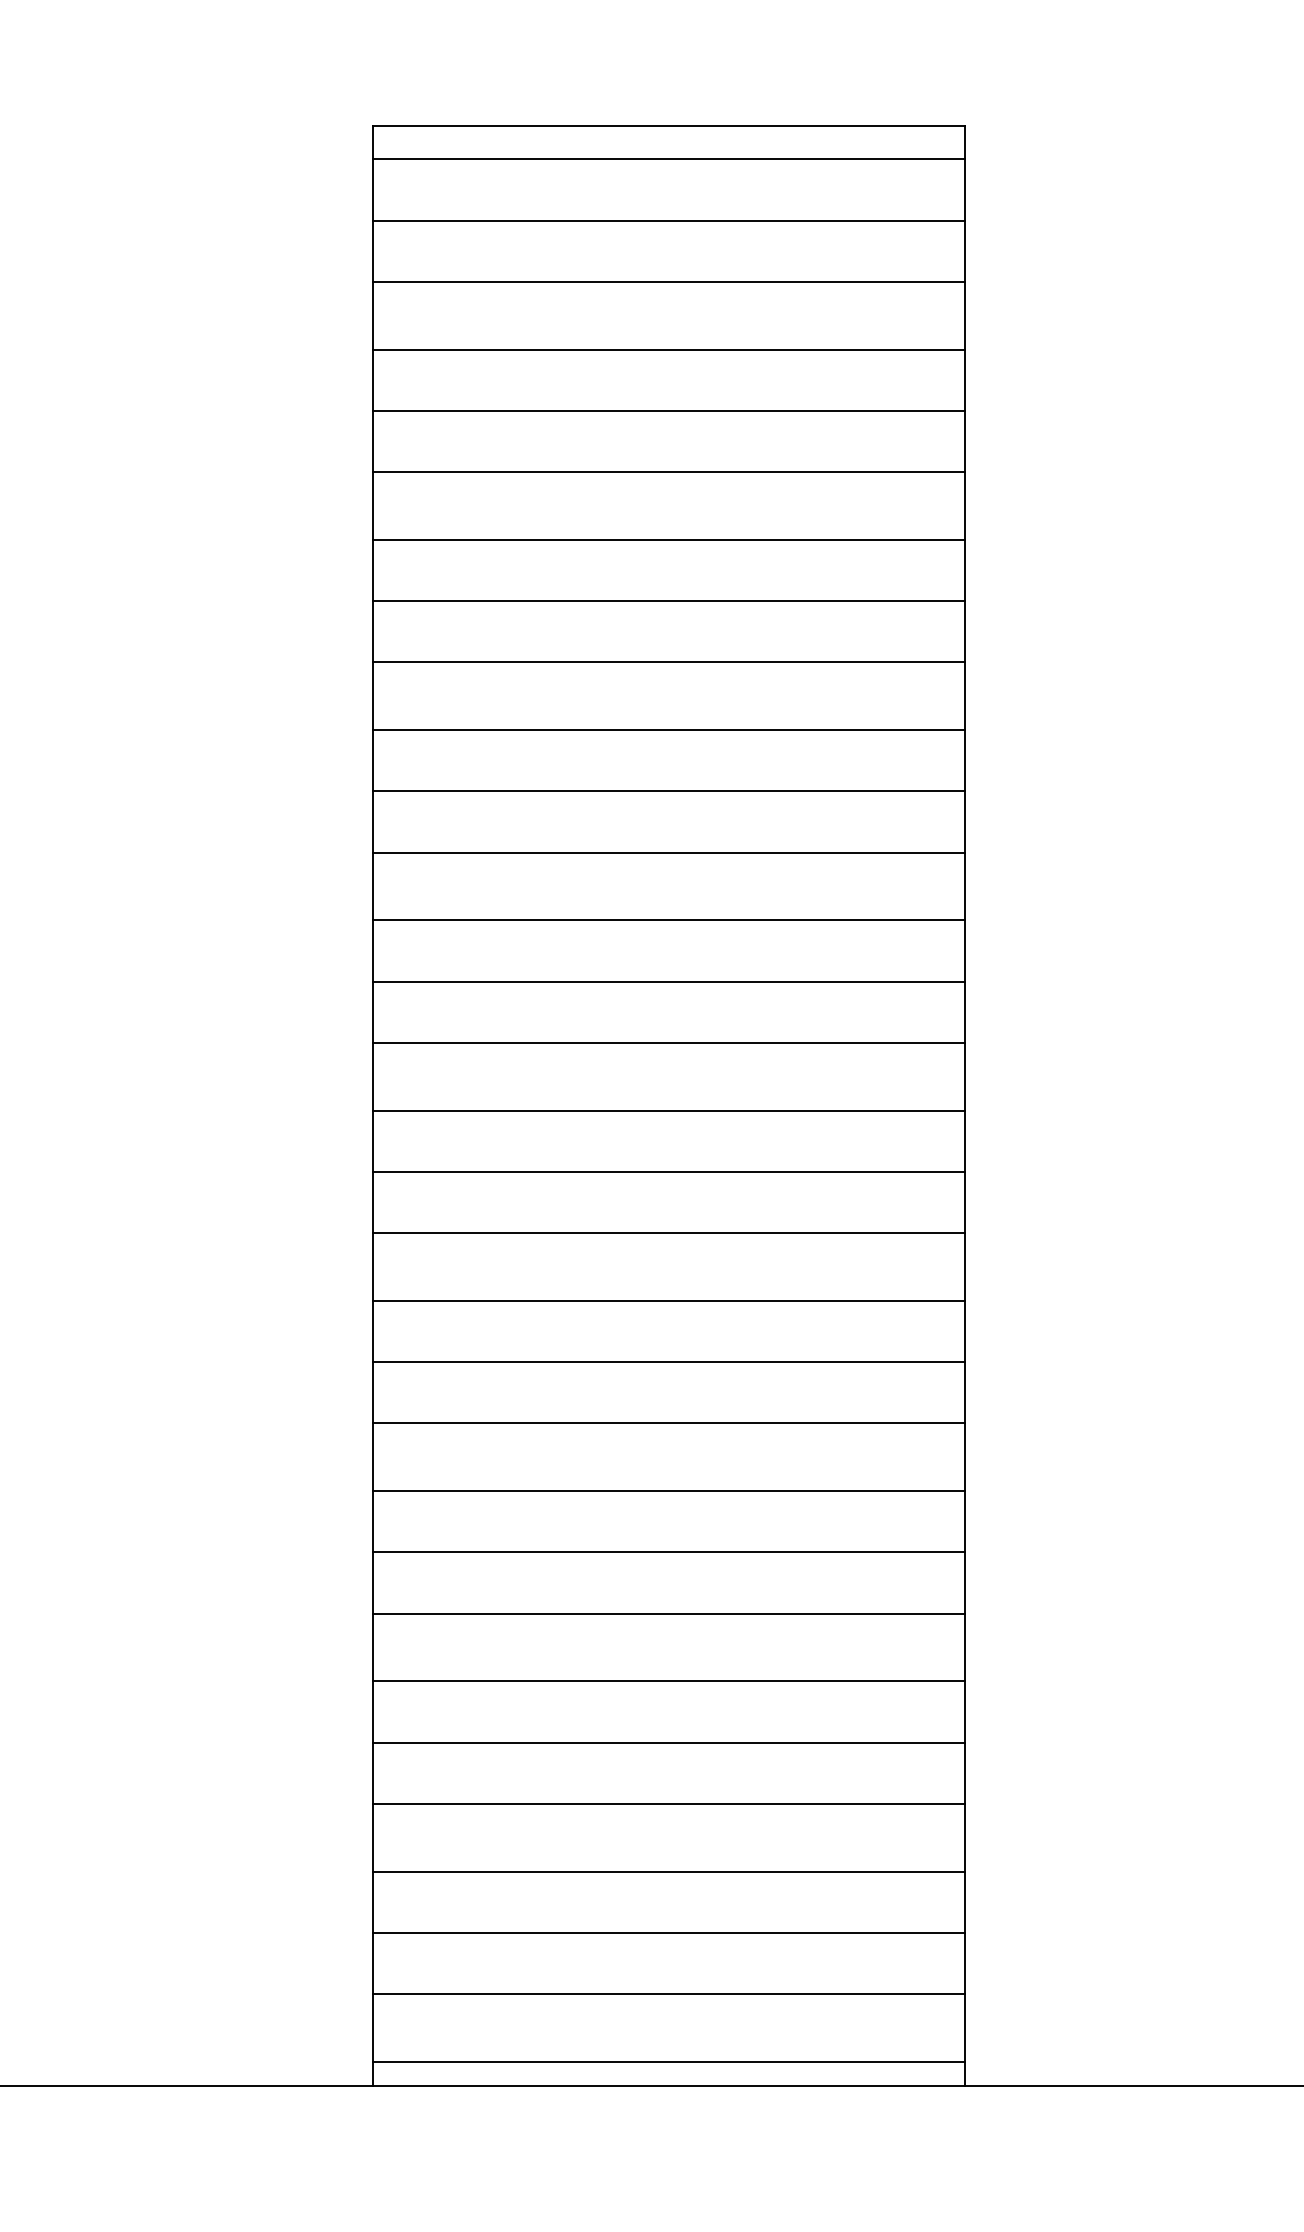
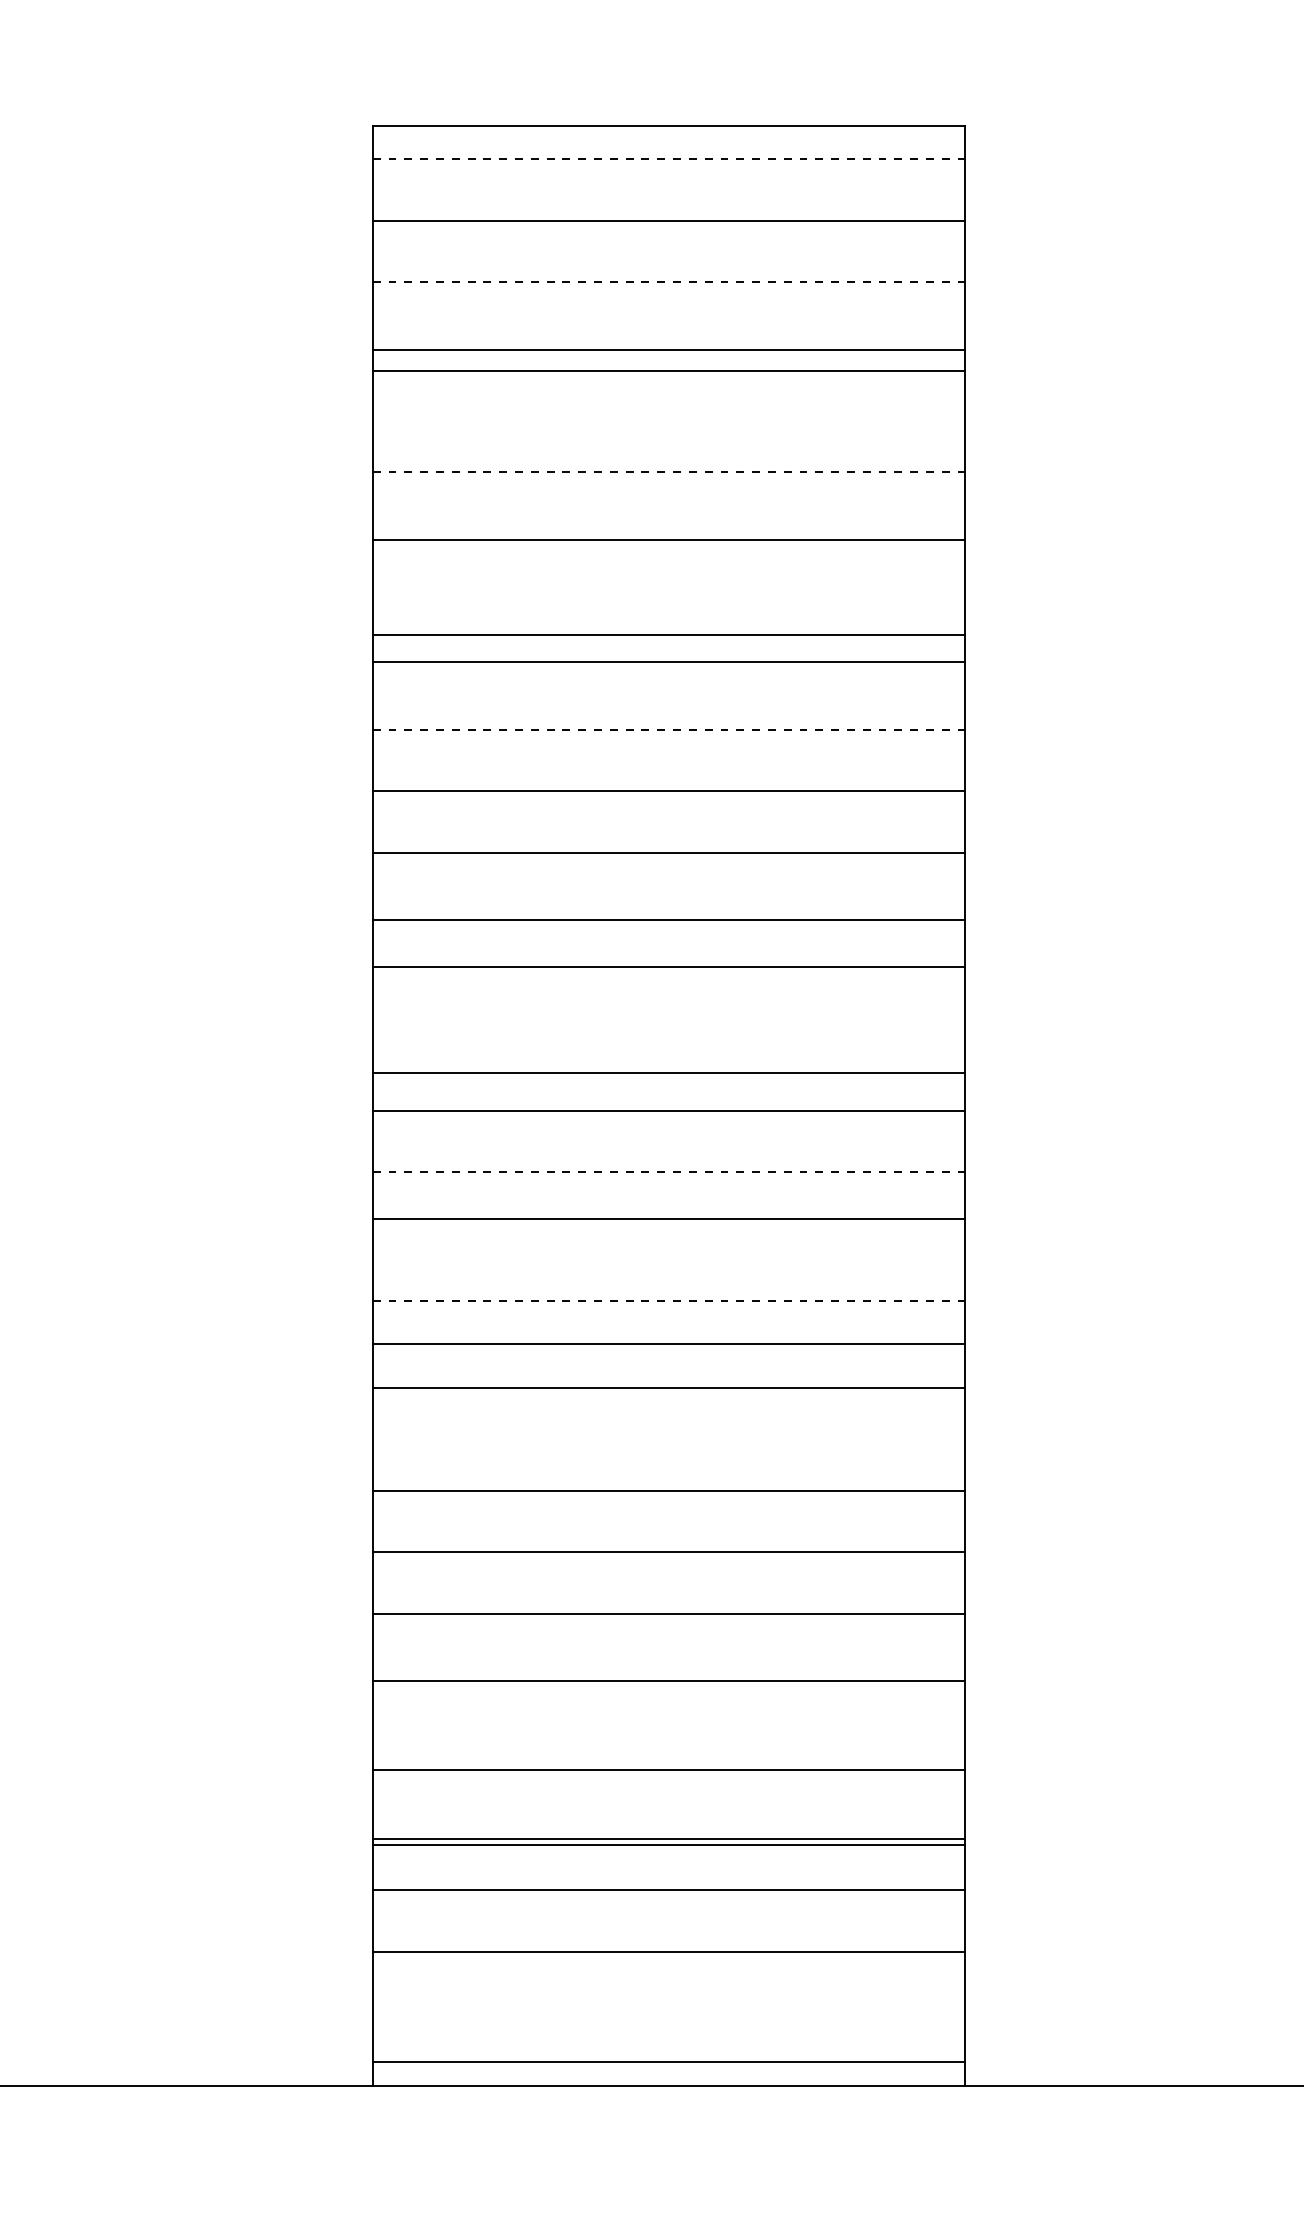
line: solid -> dashed (669, 159)
line: solid -> dashed (669, 281)
line position: (668, 410) -> (668, 370) (668, 370)
line: solid -> dashed (669, 472)
line position: (668, 601) -> (668, 635) (668, 635)
line: solid -> dashed (669, 730)
line position: (668, 981) -> (668, 966) (668, 966)
line position: (668, 1042) -> (668, 1072) (668, 1072)
line: solid -> dashed (669, 1171)
line position: (668, 1233) -> (668, 1219) (668, 1219)
line: solid -> dashed (669, 1300)
line position: (668, 1362) -> (668, 1344) (668, 1344)
line position: (668, 1423) -> (668, 1388) (668, 1388)
line position: (668, 1742) -> (668, 1769) (668, 1769)
line position: (668, 1803) -> (668, 1844) (668, 1844)
line position: (668, 1871) -> (668, 1838) (668, 1838)
line position: (668, 1932) -> (668, 1889) (668, 1889)
line position: (668, 1994) -> (668, 1952) (668, 1952)
